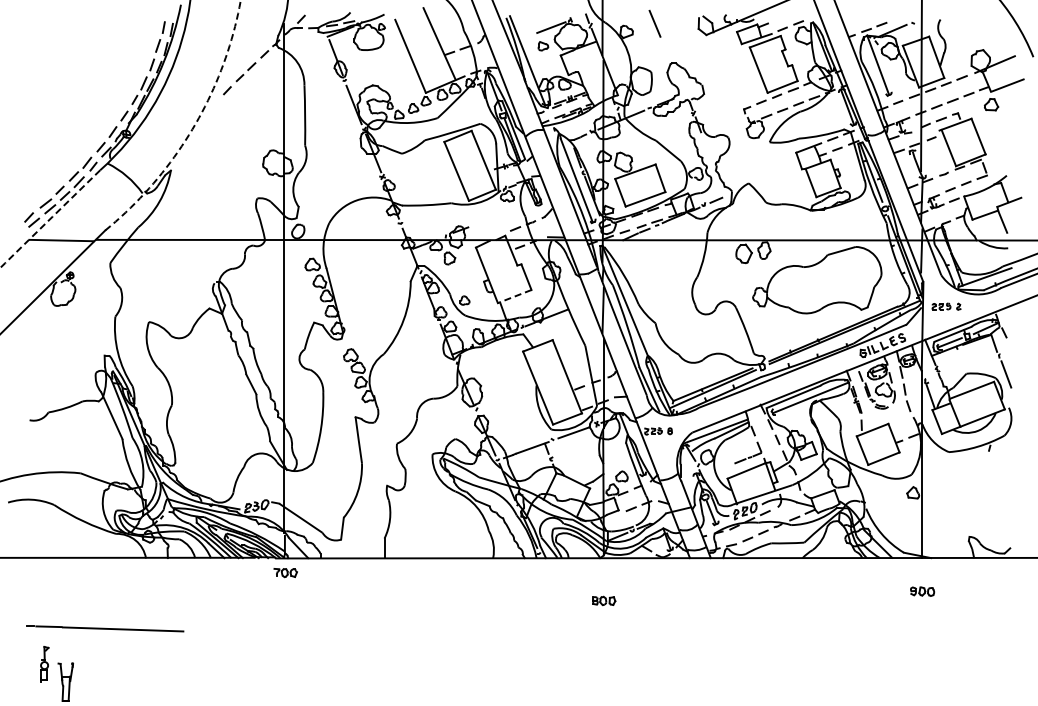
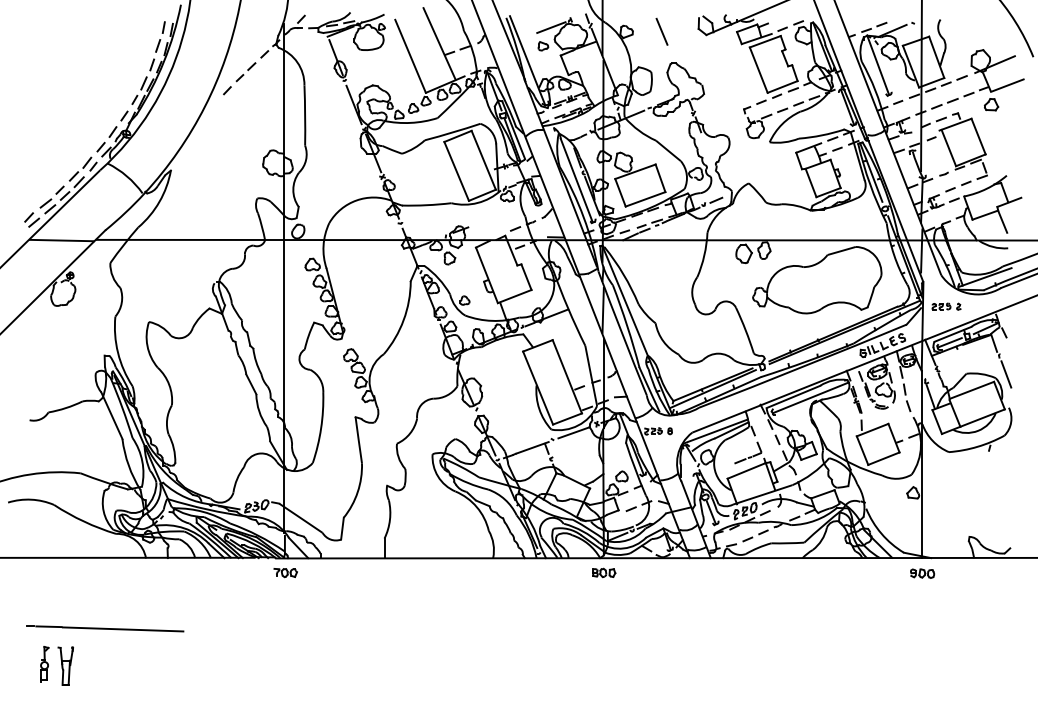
line position: (654, 23) -> (661, 31) (661, 31)
arc: dashed -> solid (194, 126)
arc: dashed -> solid (49, 219)
line: dashed -> solid (514, 296)
part position: (922, 591) -> (922, 573) (922, 573)
part position: (604, 600) -> (604, 572) (604, 572)
part position: (65, 681) -> (65, 665) (65, 665)
